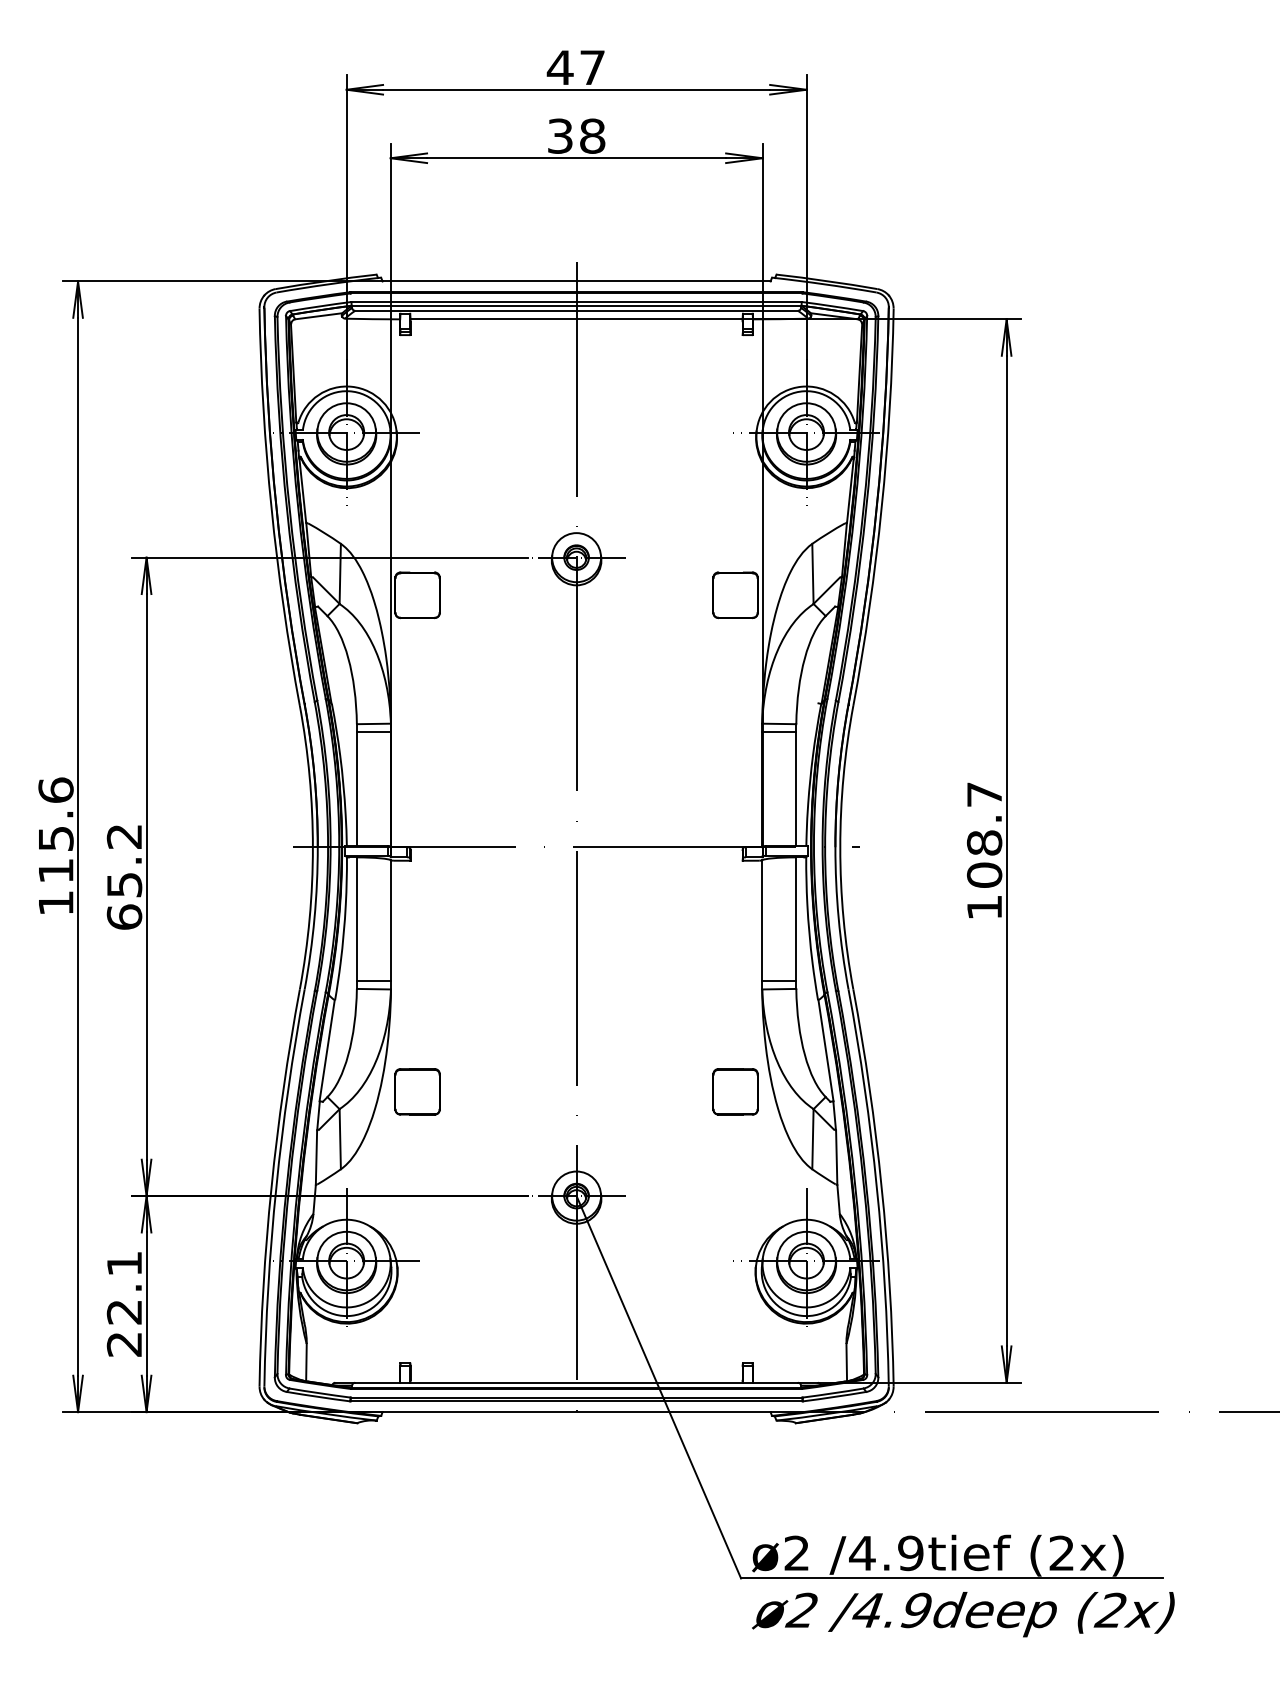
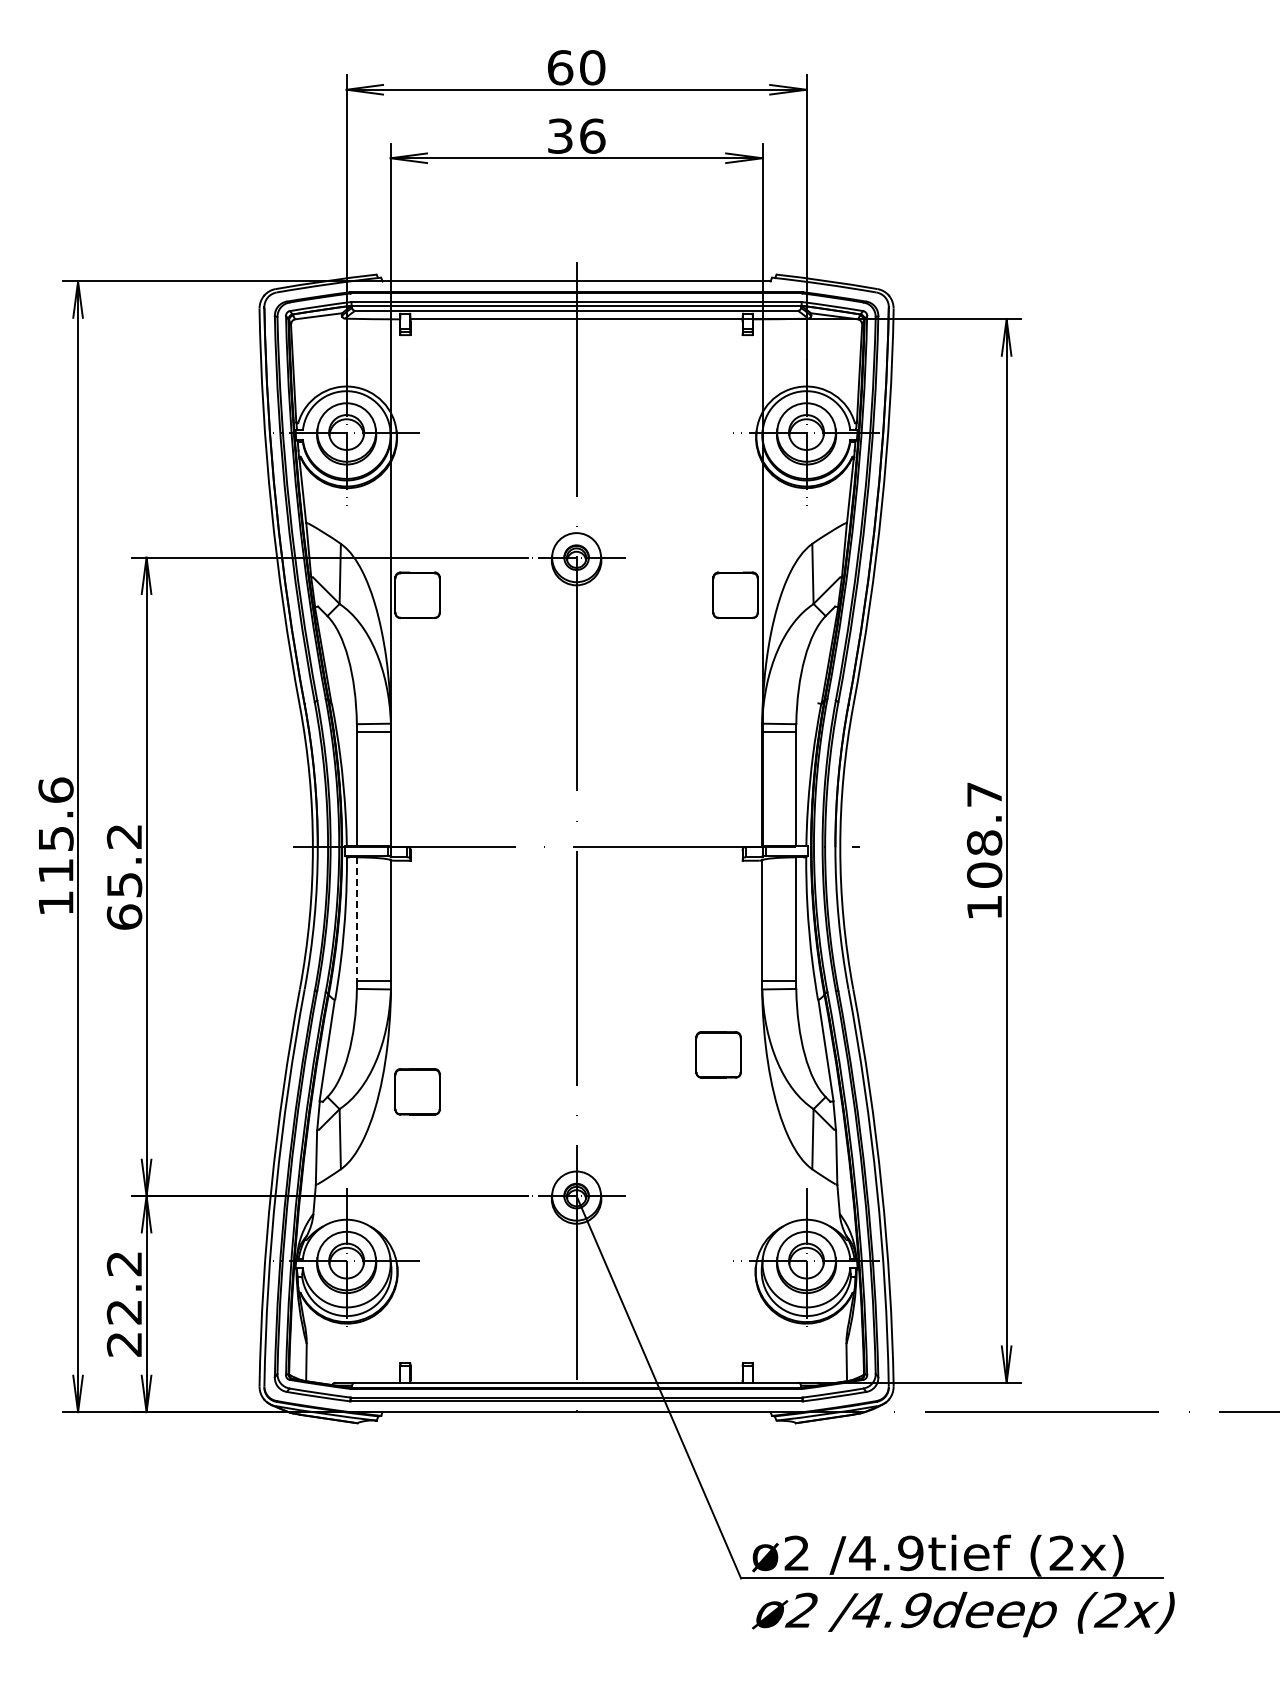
text: 47 -> 60 (575, 67)
text: 38 -> 36 (592, 135)
line: solid -> dashed (356, 919)
part position: (735, 1091) -> (718, 1054) (718, 1054)
text: 22.1 -> 22.2 (123, 1264)
